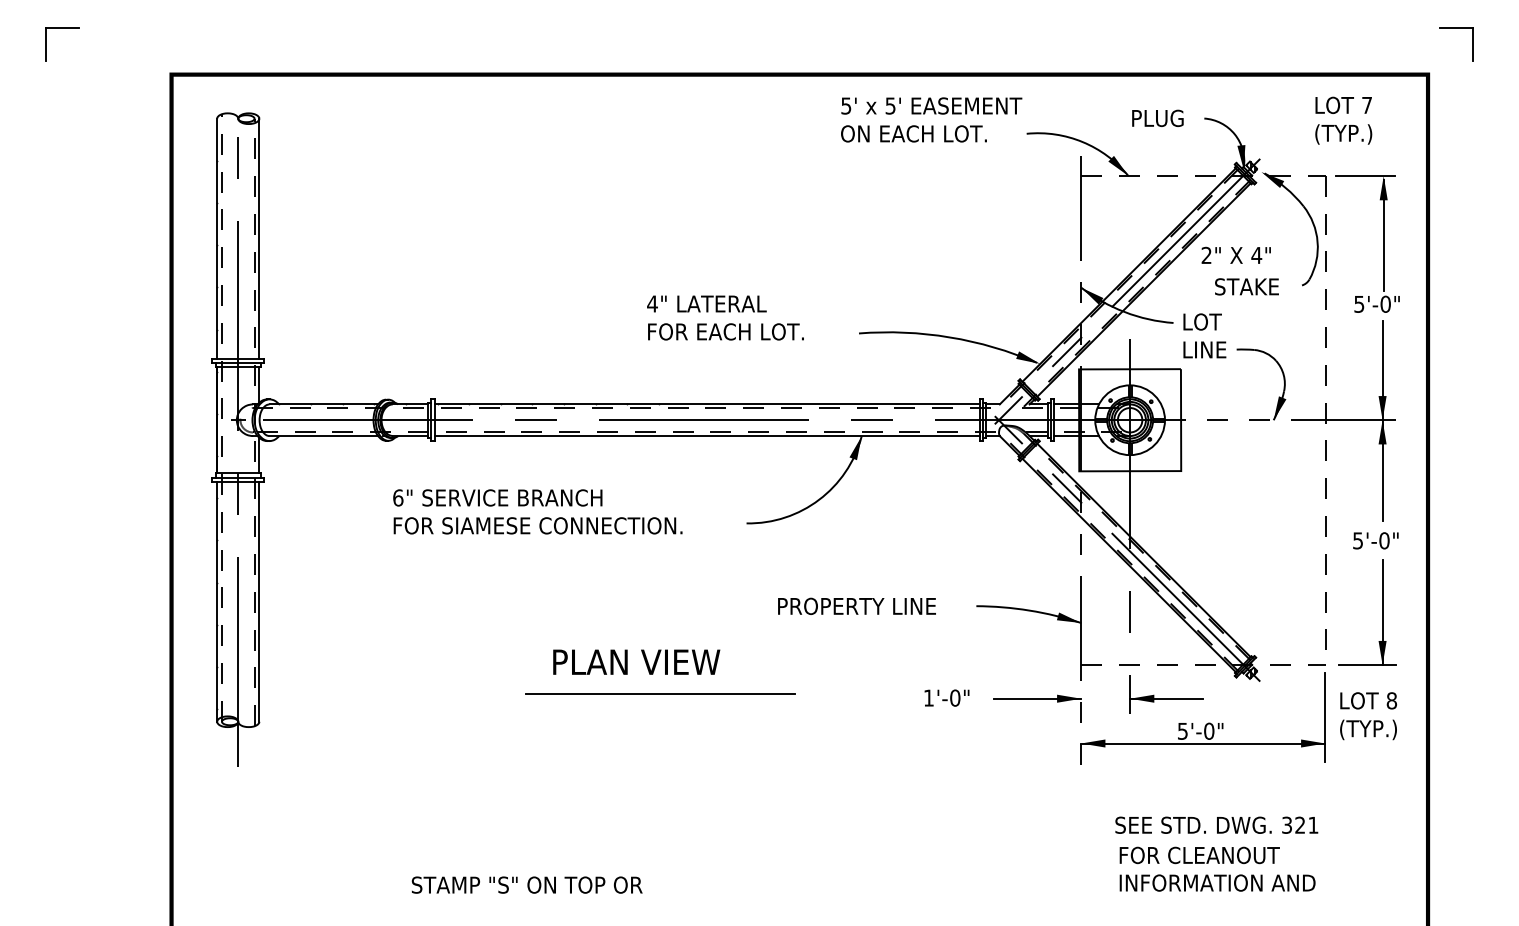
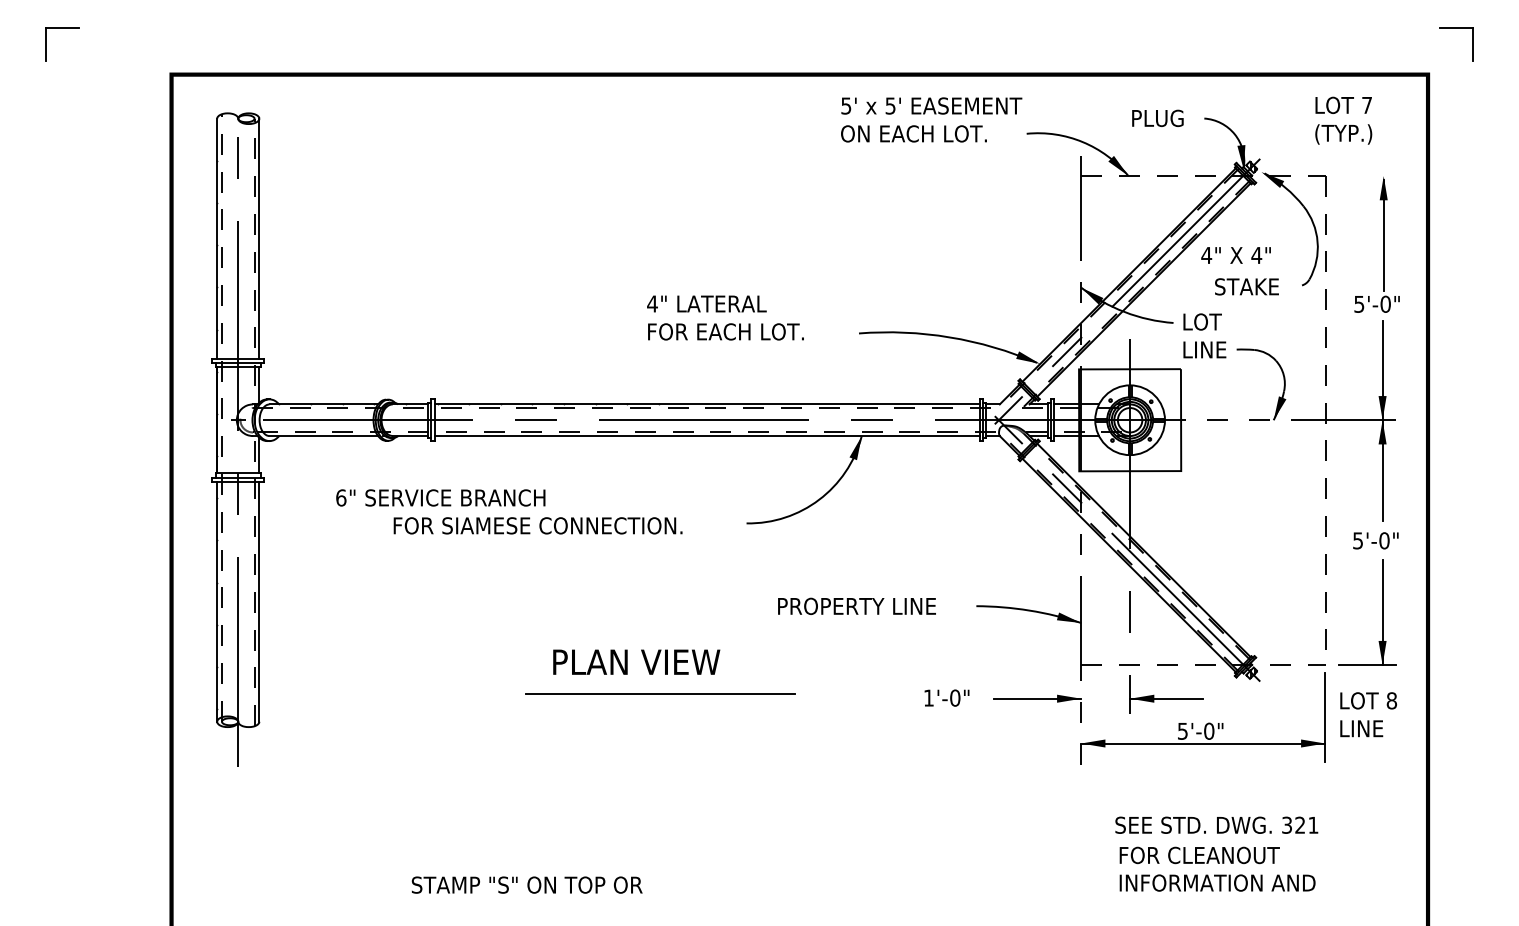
line: present -> none (1365, 176)
text: 2" -> 4" (1206, 254)
text position: (497, 497) -> (440, 497) (440, 497)
text: (TYP.) -> LINE (1368, 729)
